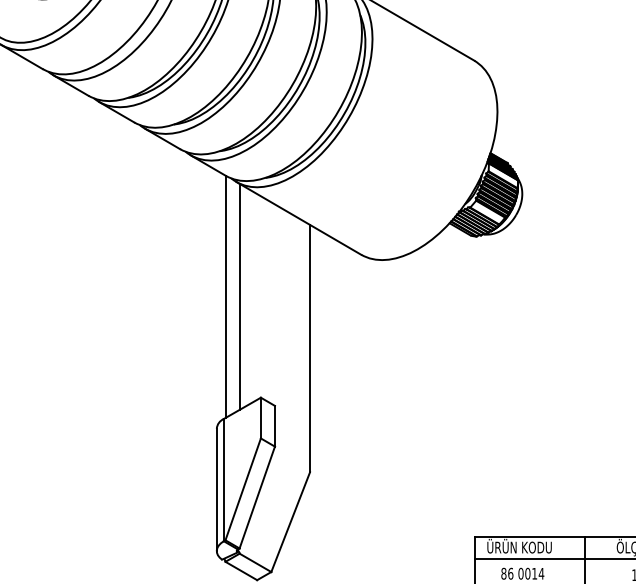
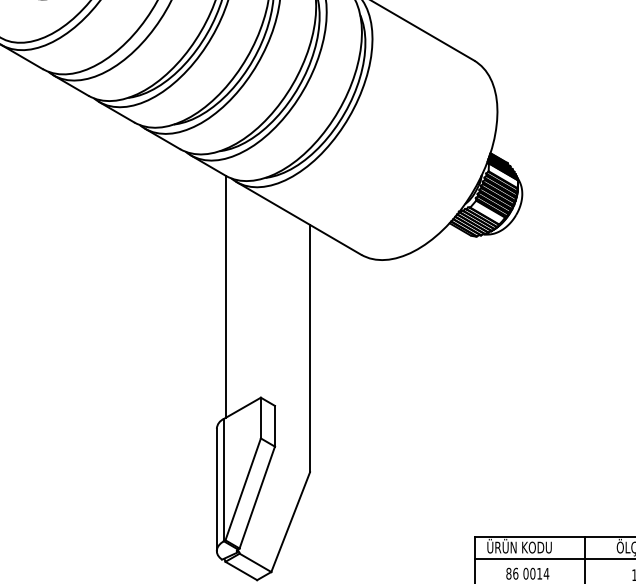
line: present -> none (239, 296)
text position: (522, 573) -> (527, 573) (527, 573)
